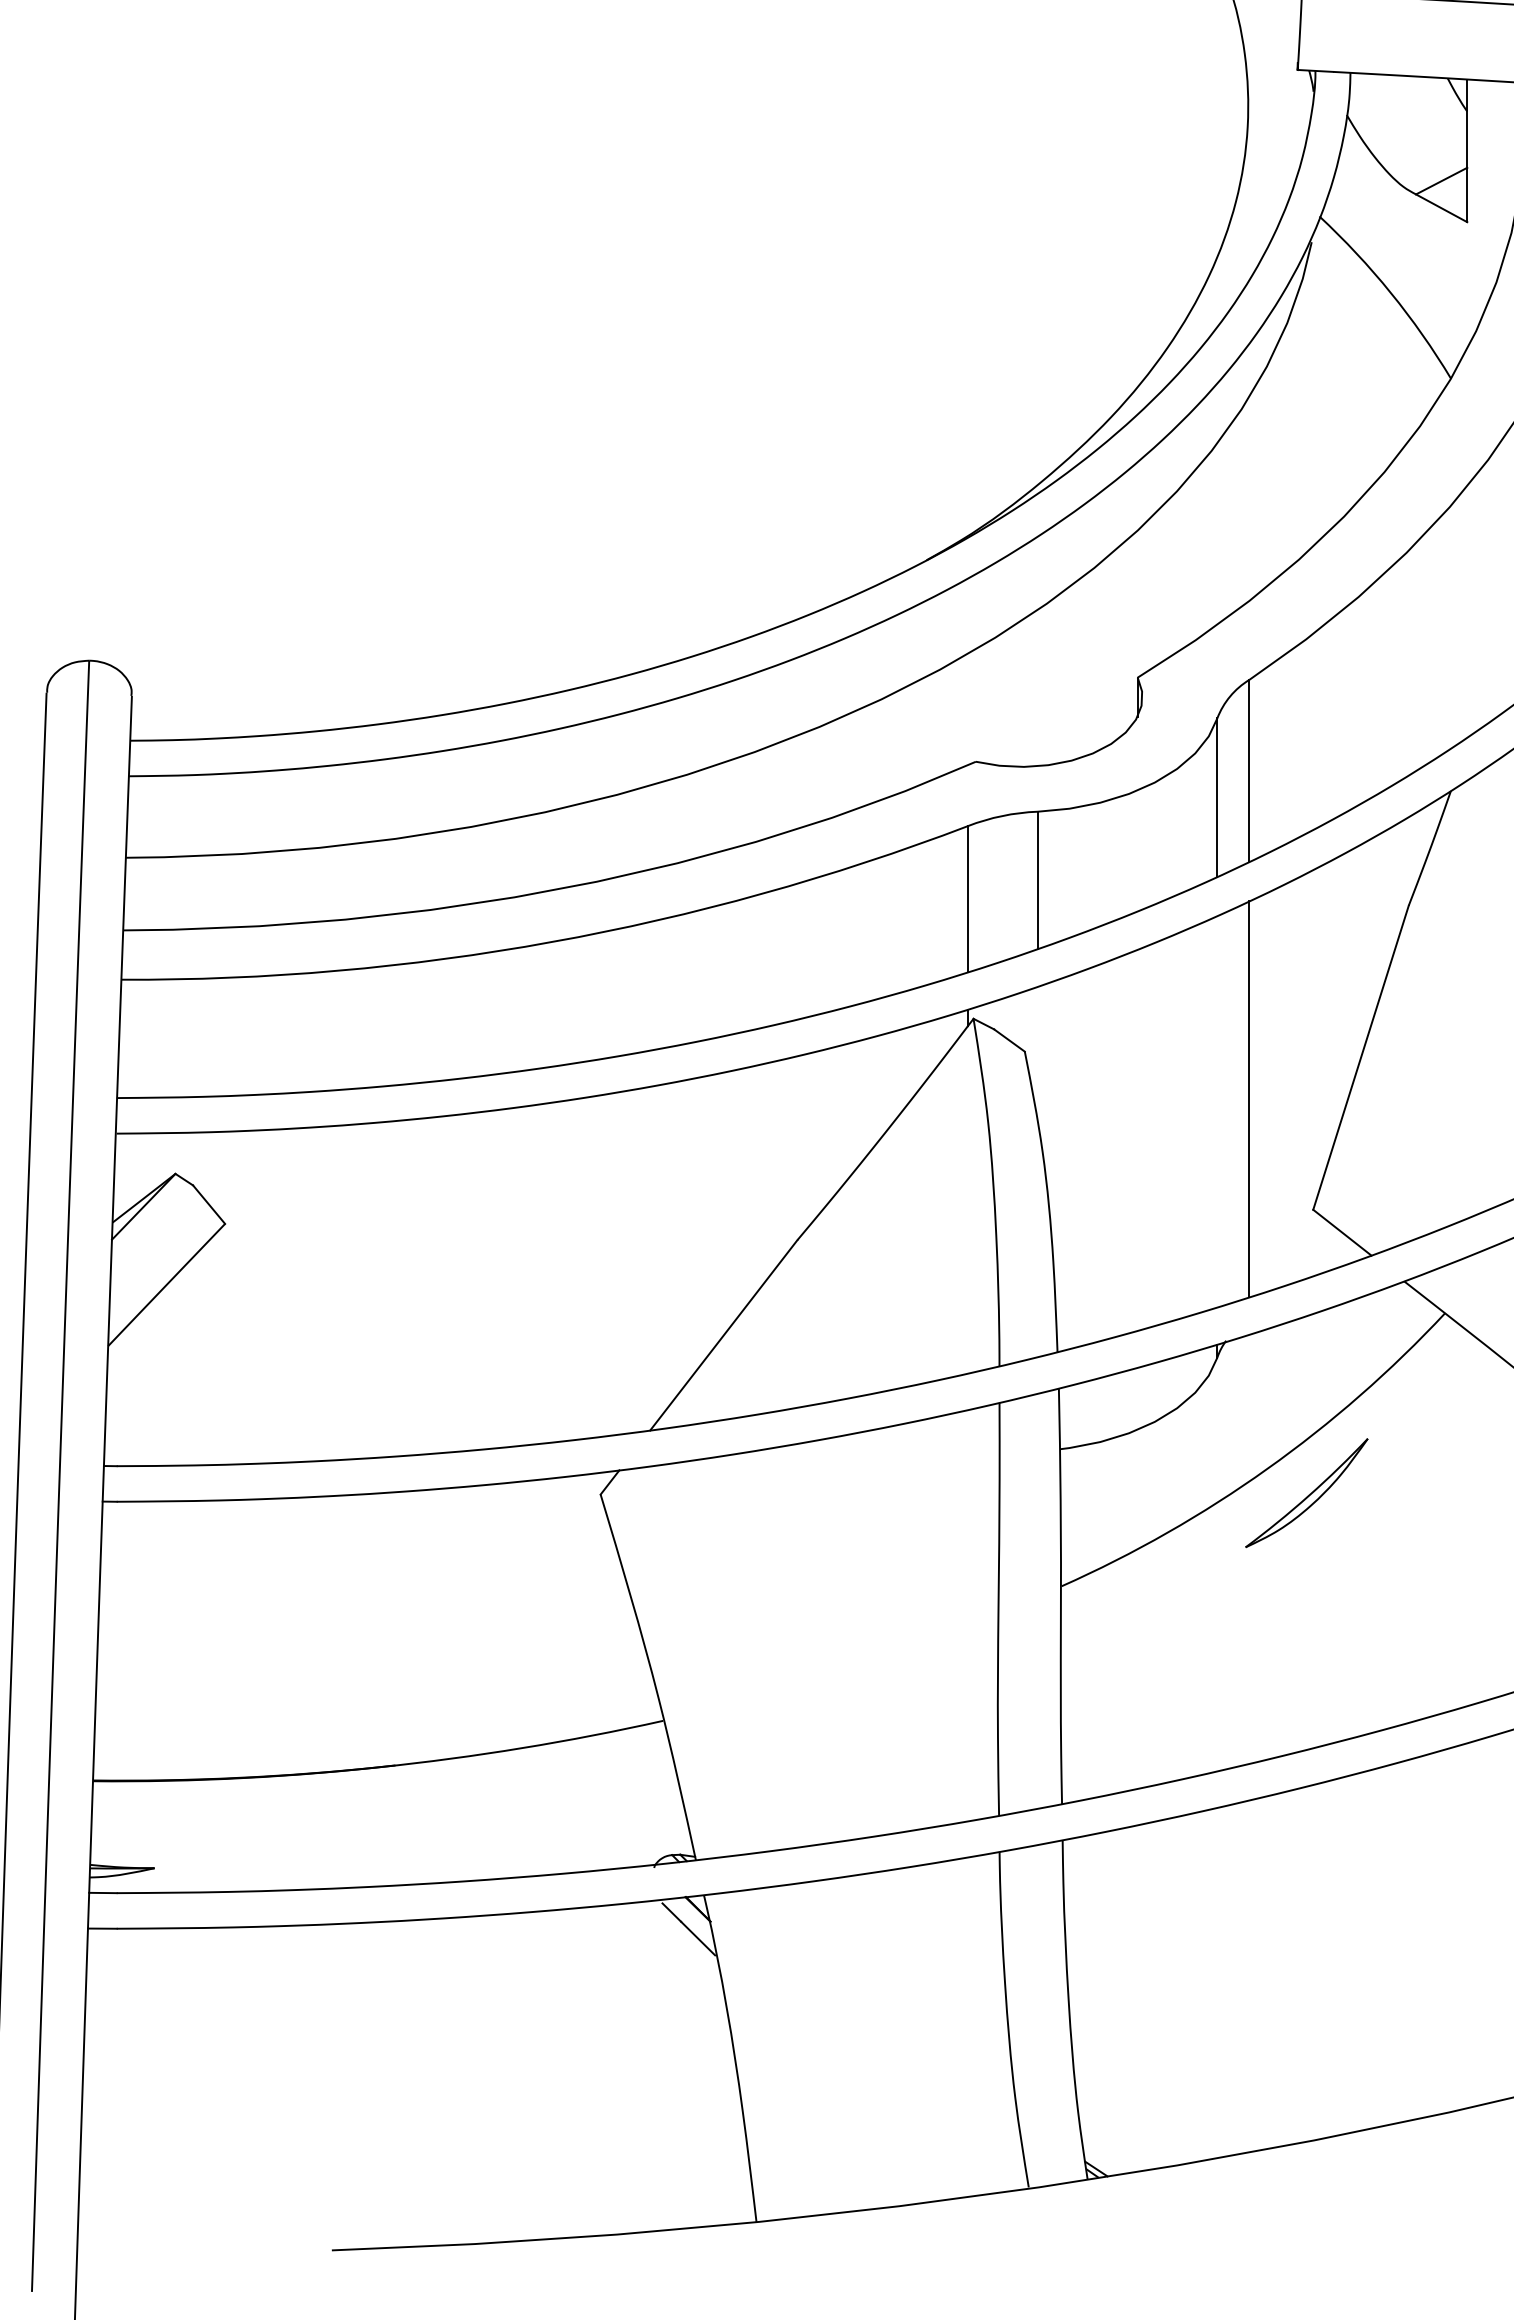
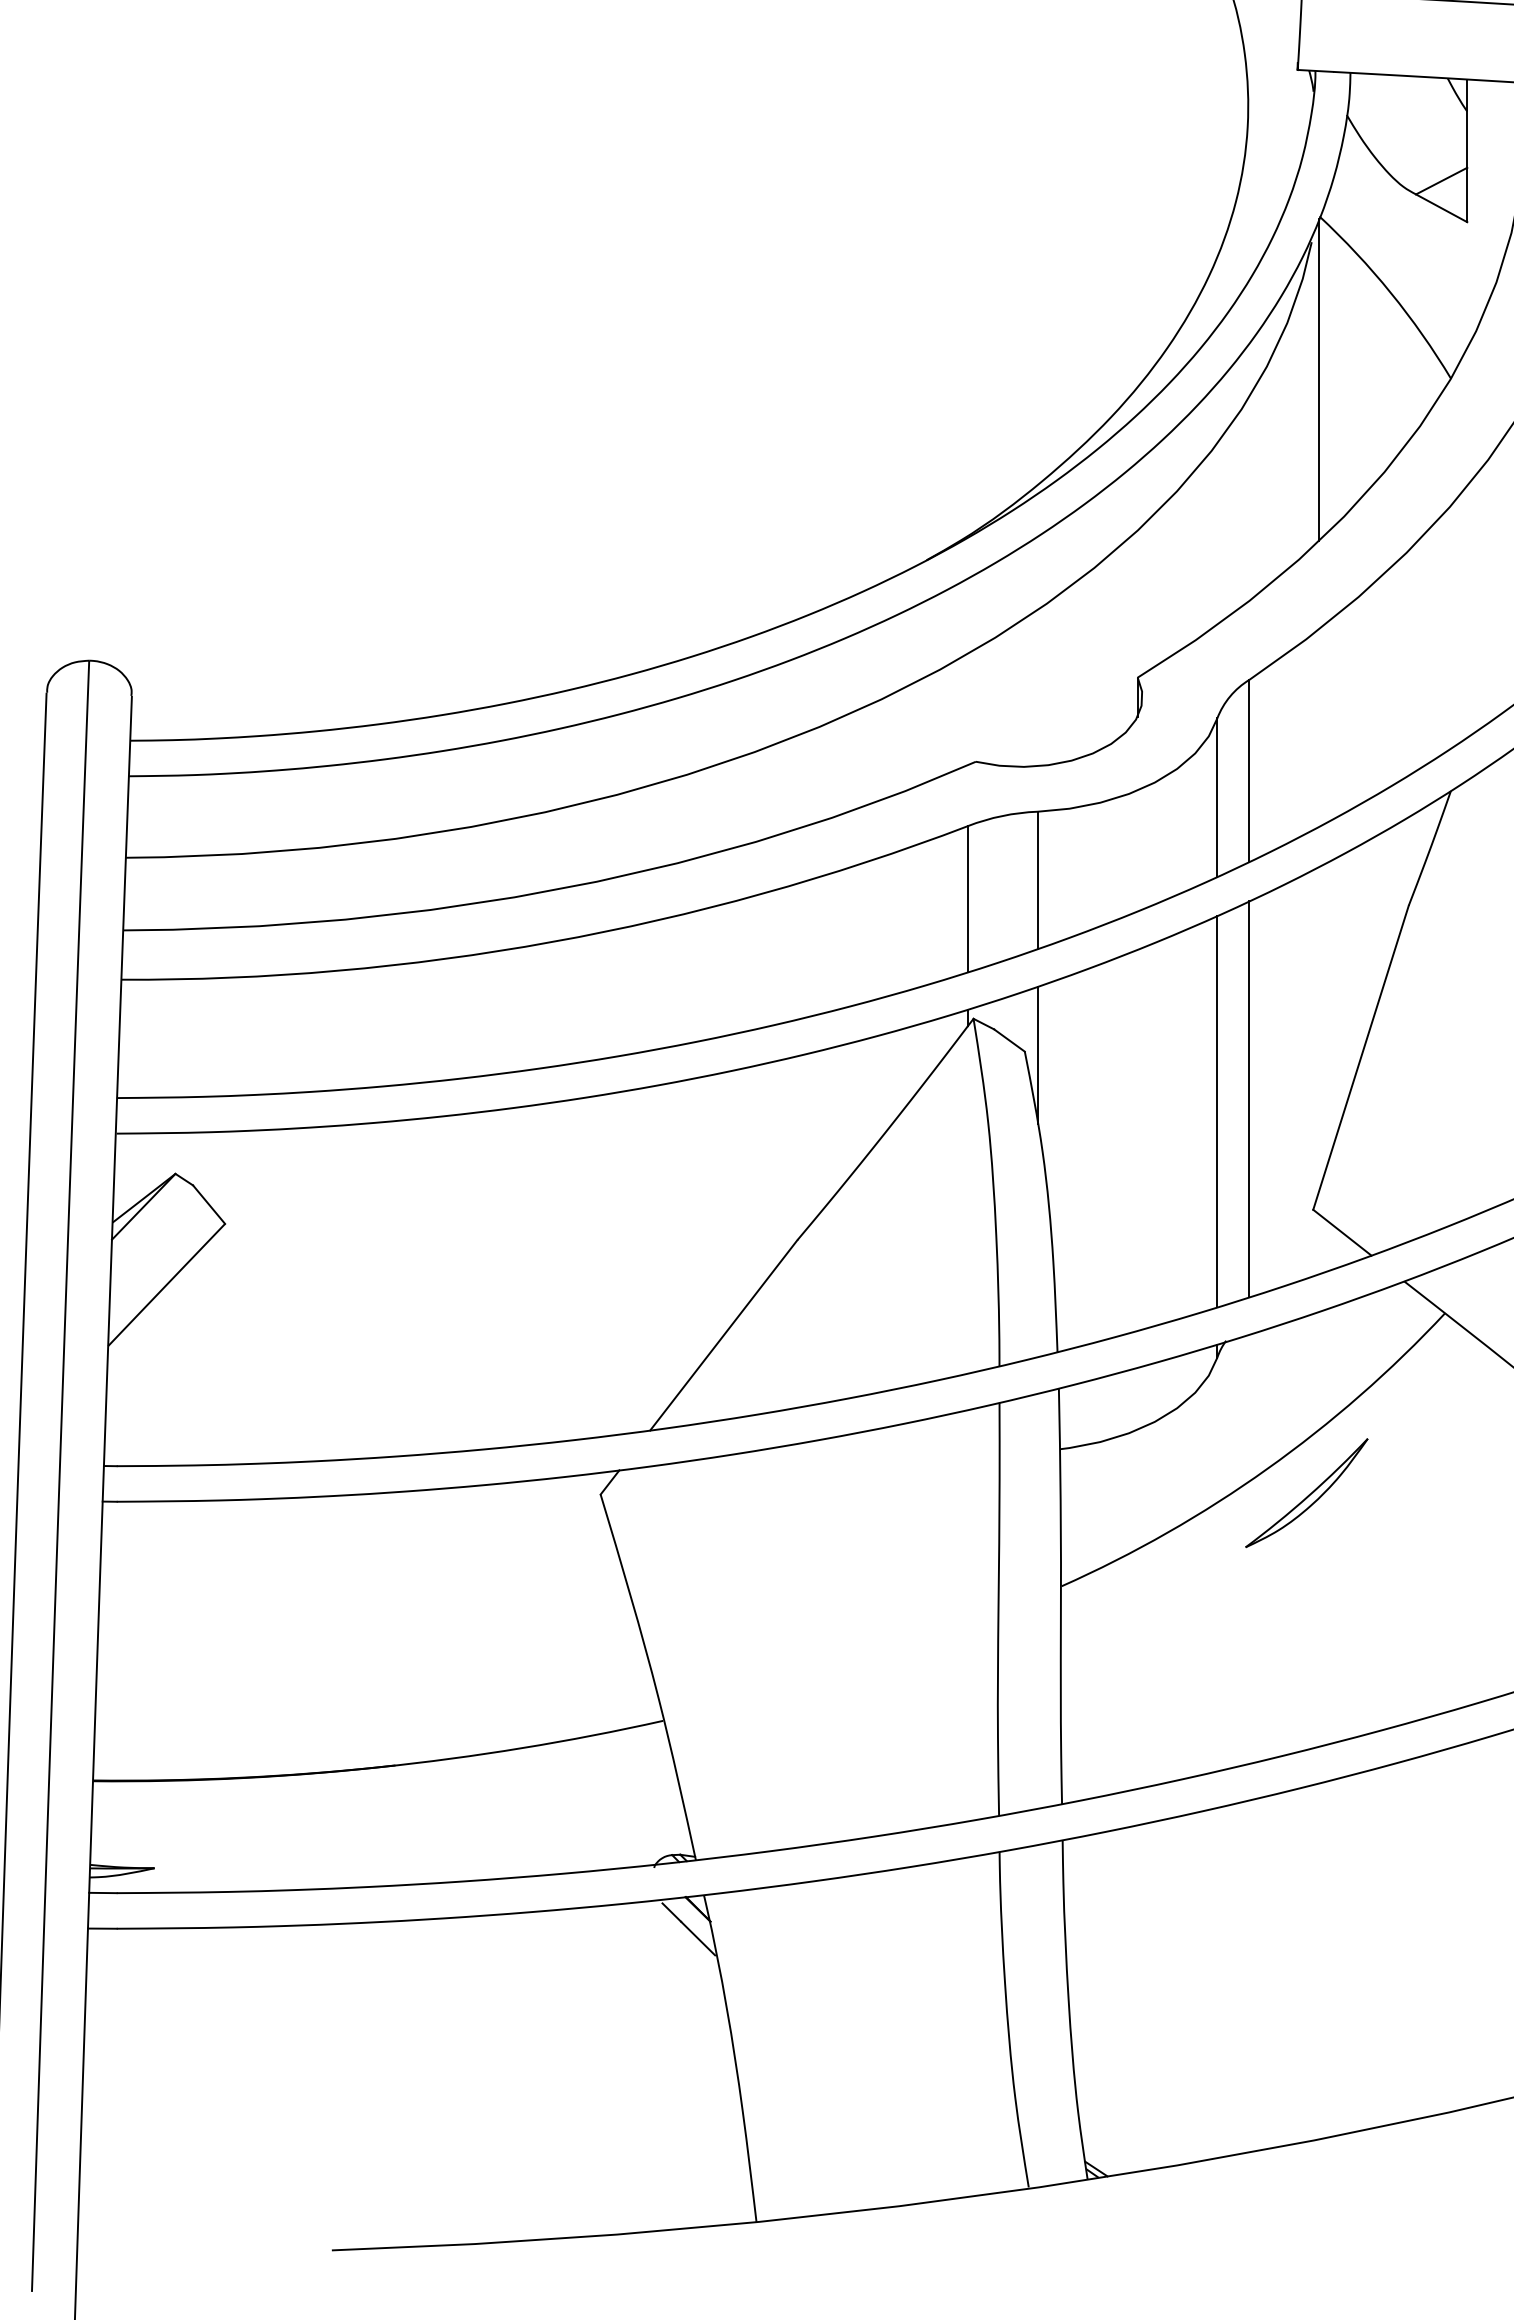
line: none -> present (1319, 379)
line: none -> present (1037, 1054)
line: none -> present (1217, 1111)
